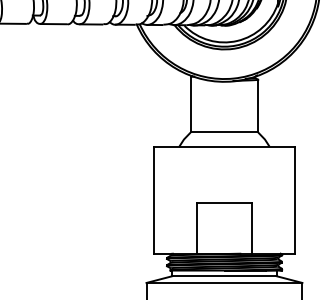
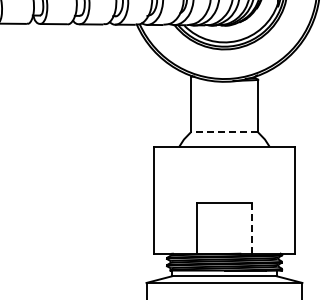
line: solid -> dashed (224, 132)
line: solid -> dashed (252, 228)
